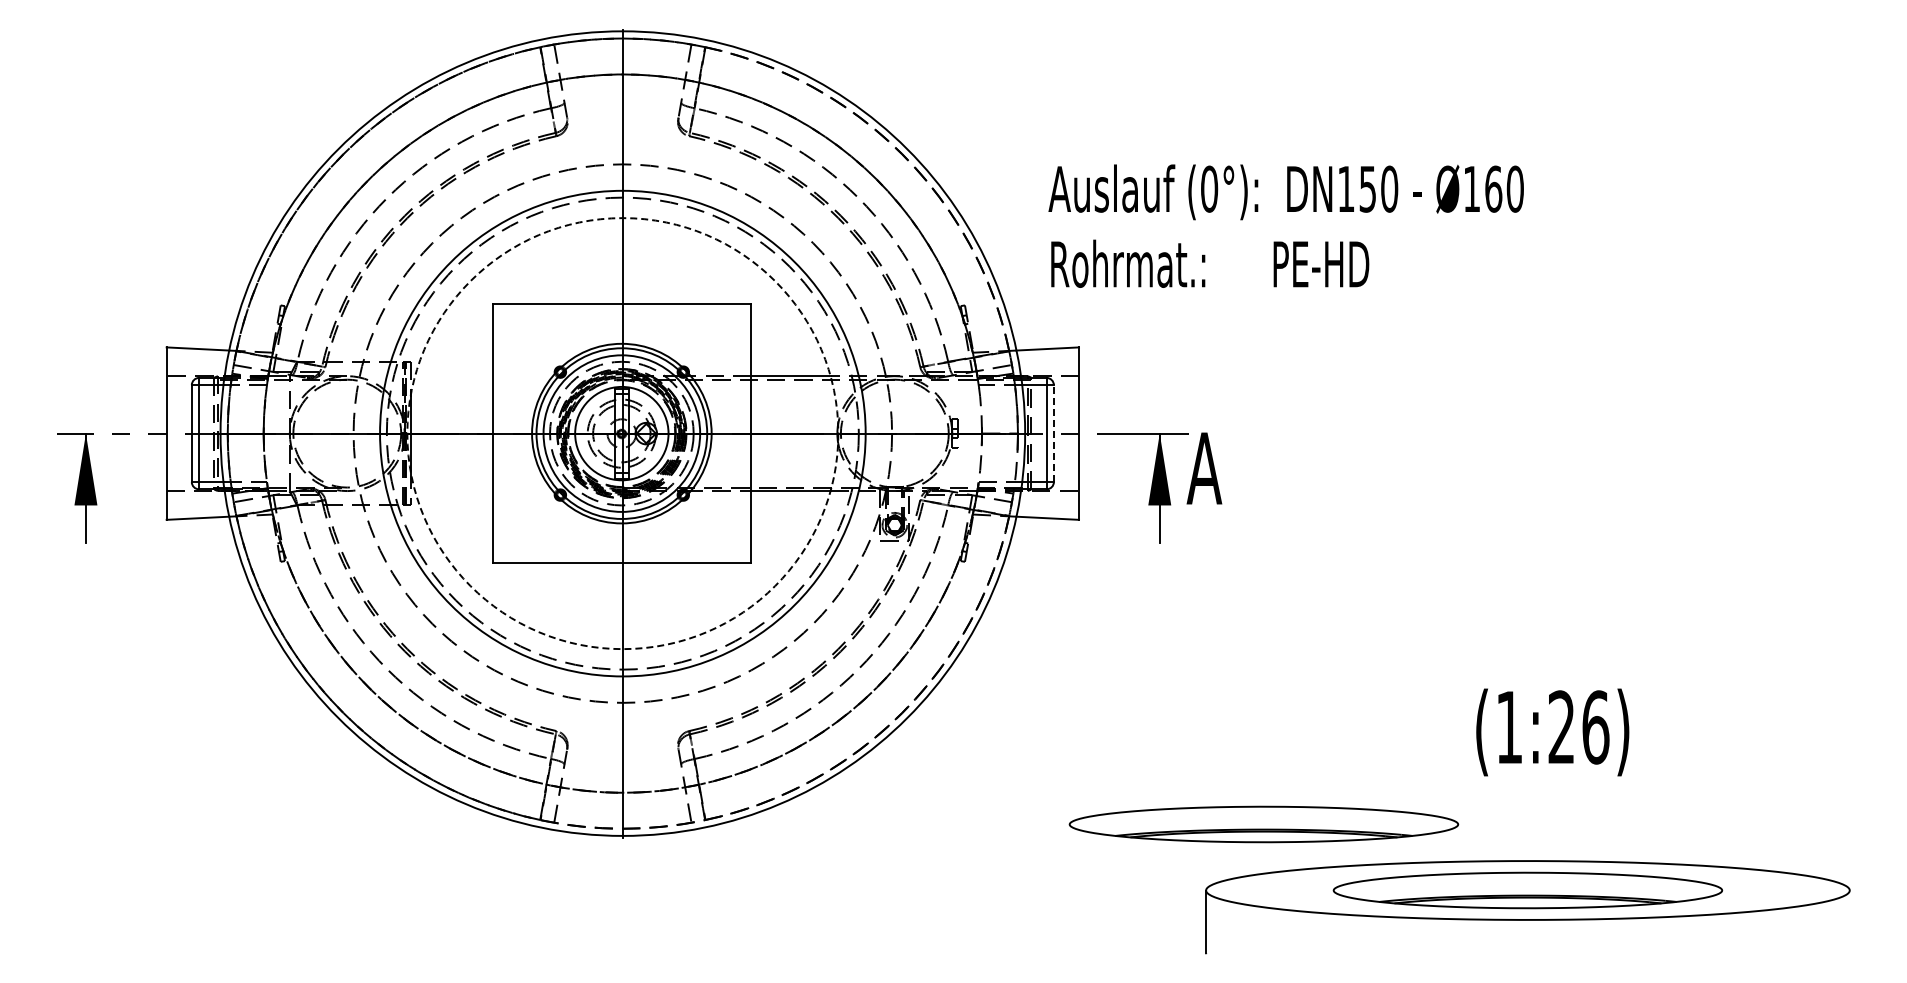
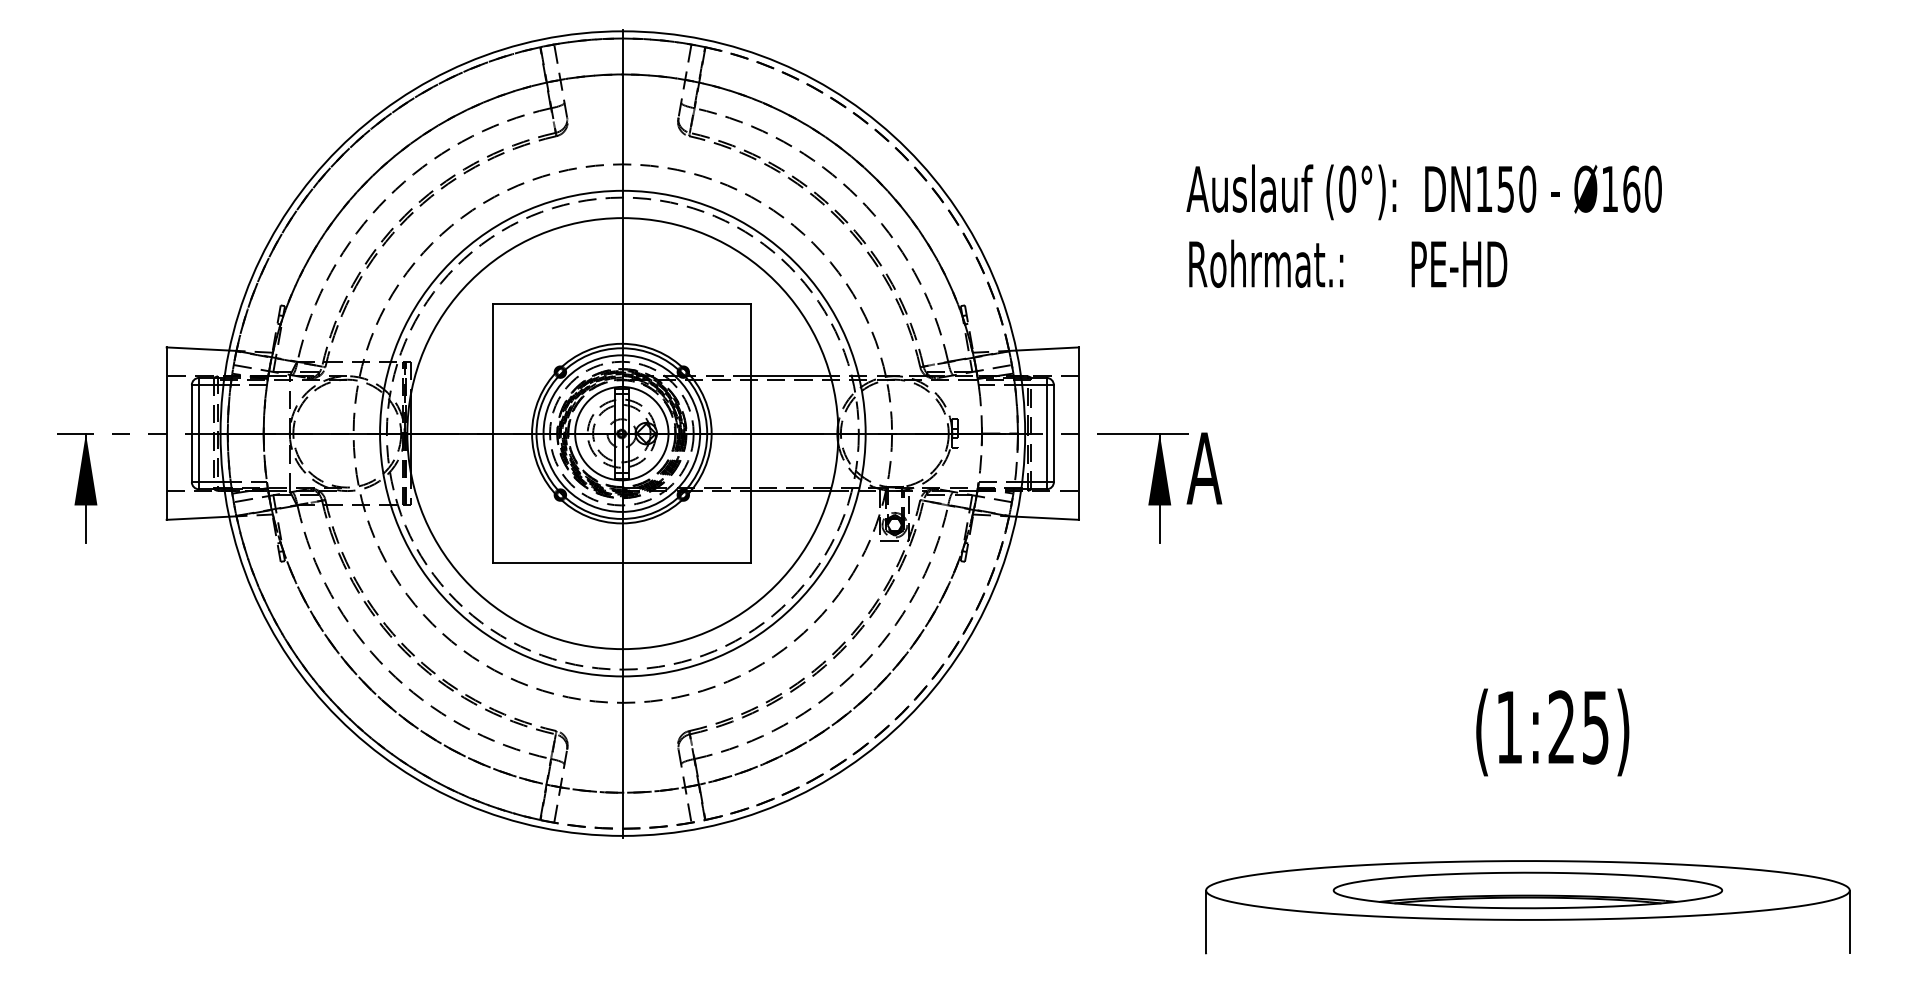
text position: (1285, 225) -> (1423, 225) (1423, 225)
circle: dashed -> solid (622, 433)
line: dashed -> solid (1053, 433)
text: (1:26) -> (1:25) (1595, 727)
part: present -> none (1263, 824)
line: none -> present (1849, 921)
